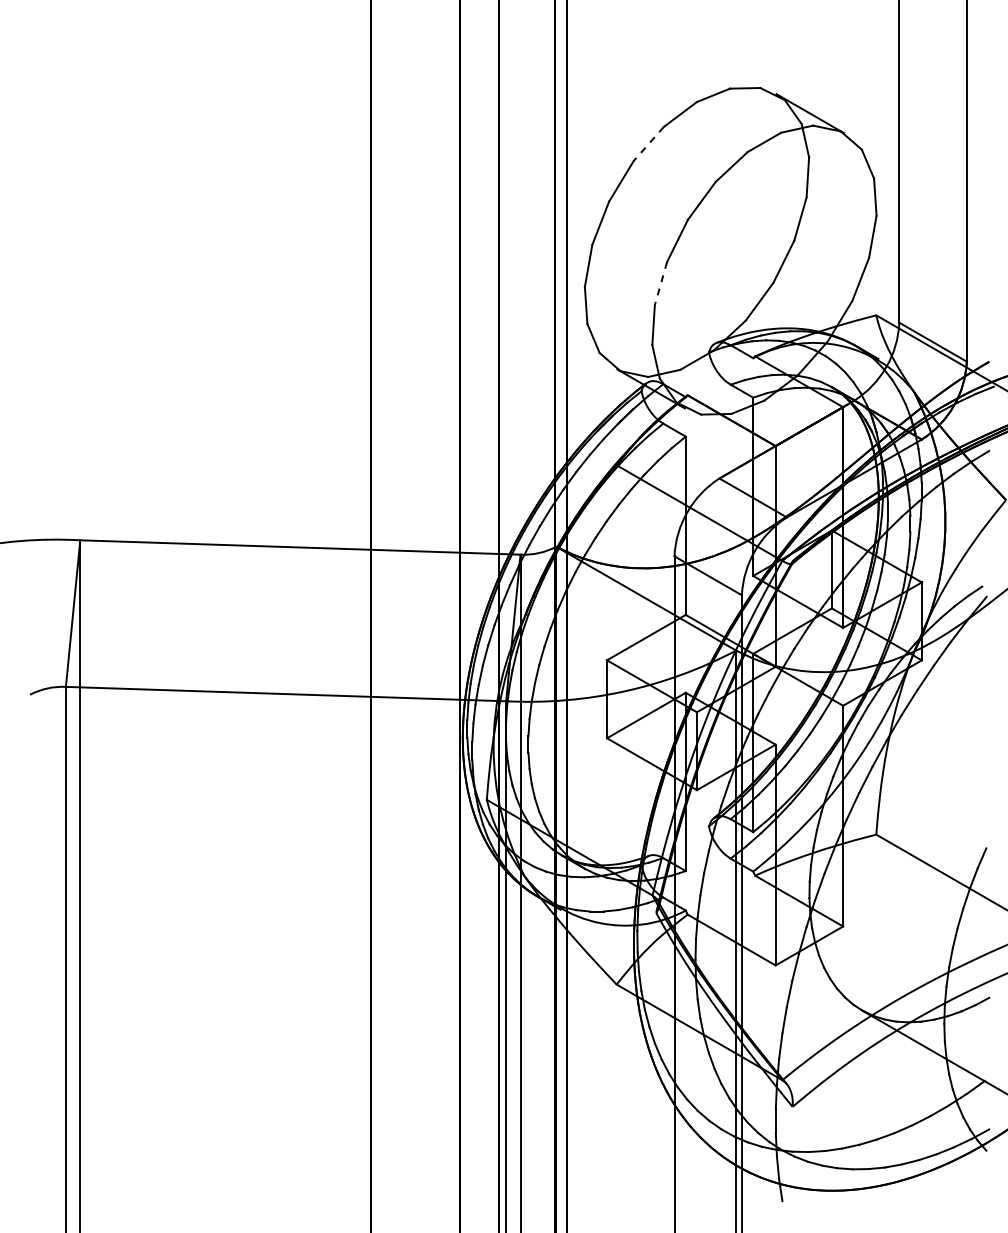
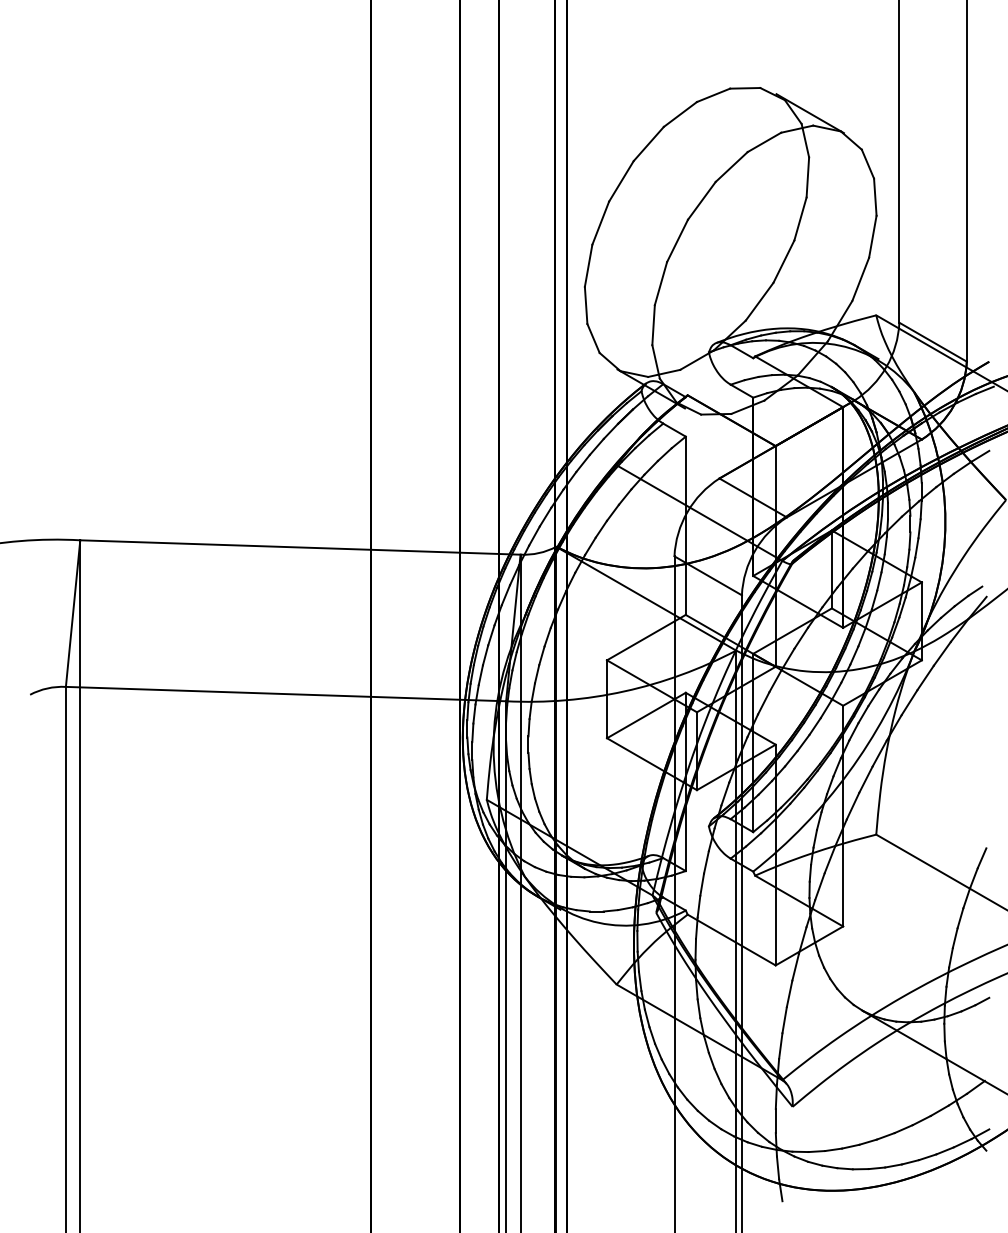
line: dashed -> solid (648, 144)
line: dashed -> solid (660, 284)
